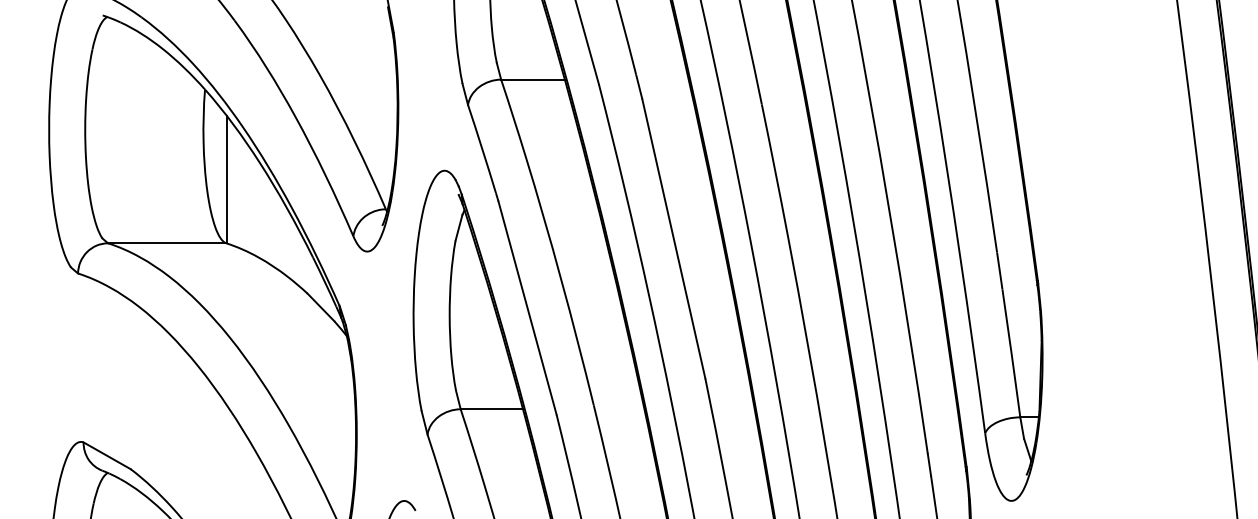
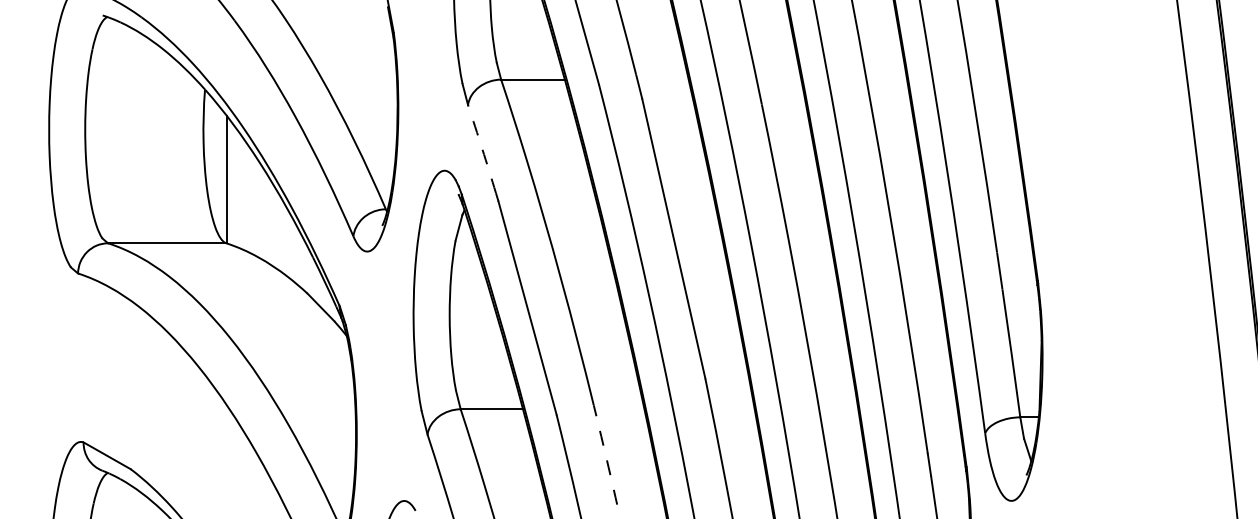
arc: solid -> dashed (482, 149)
arc: solid -> dashed (607, 462)
